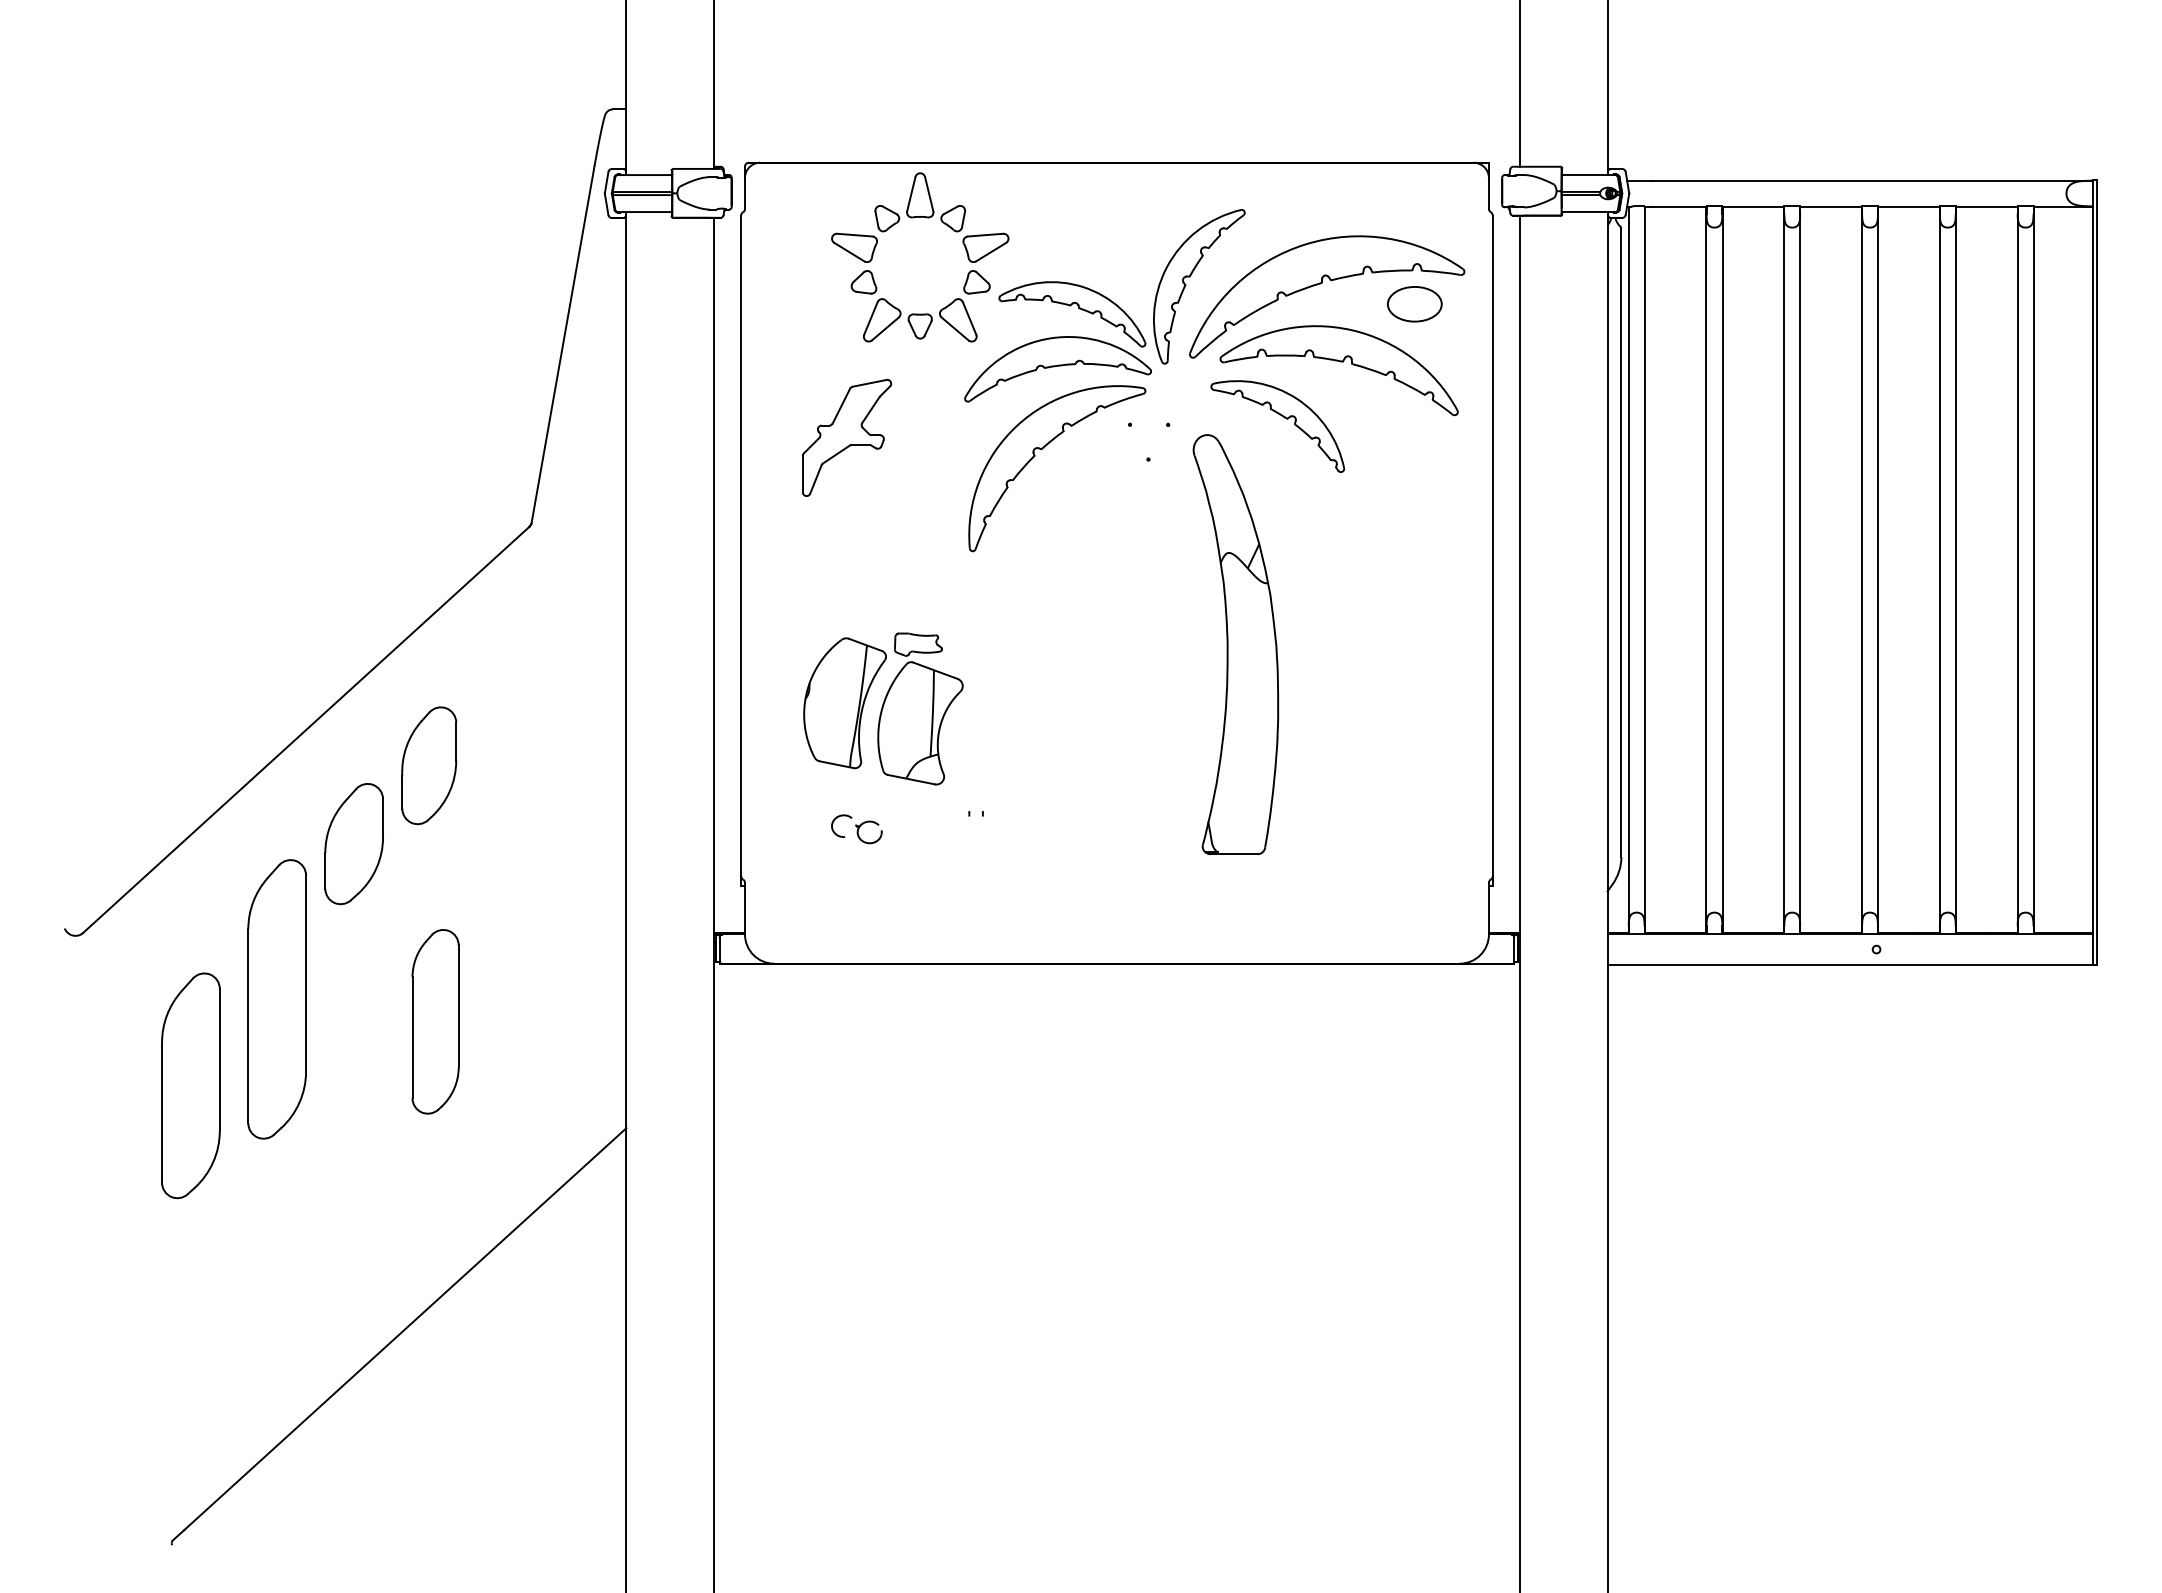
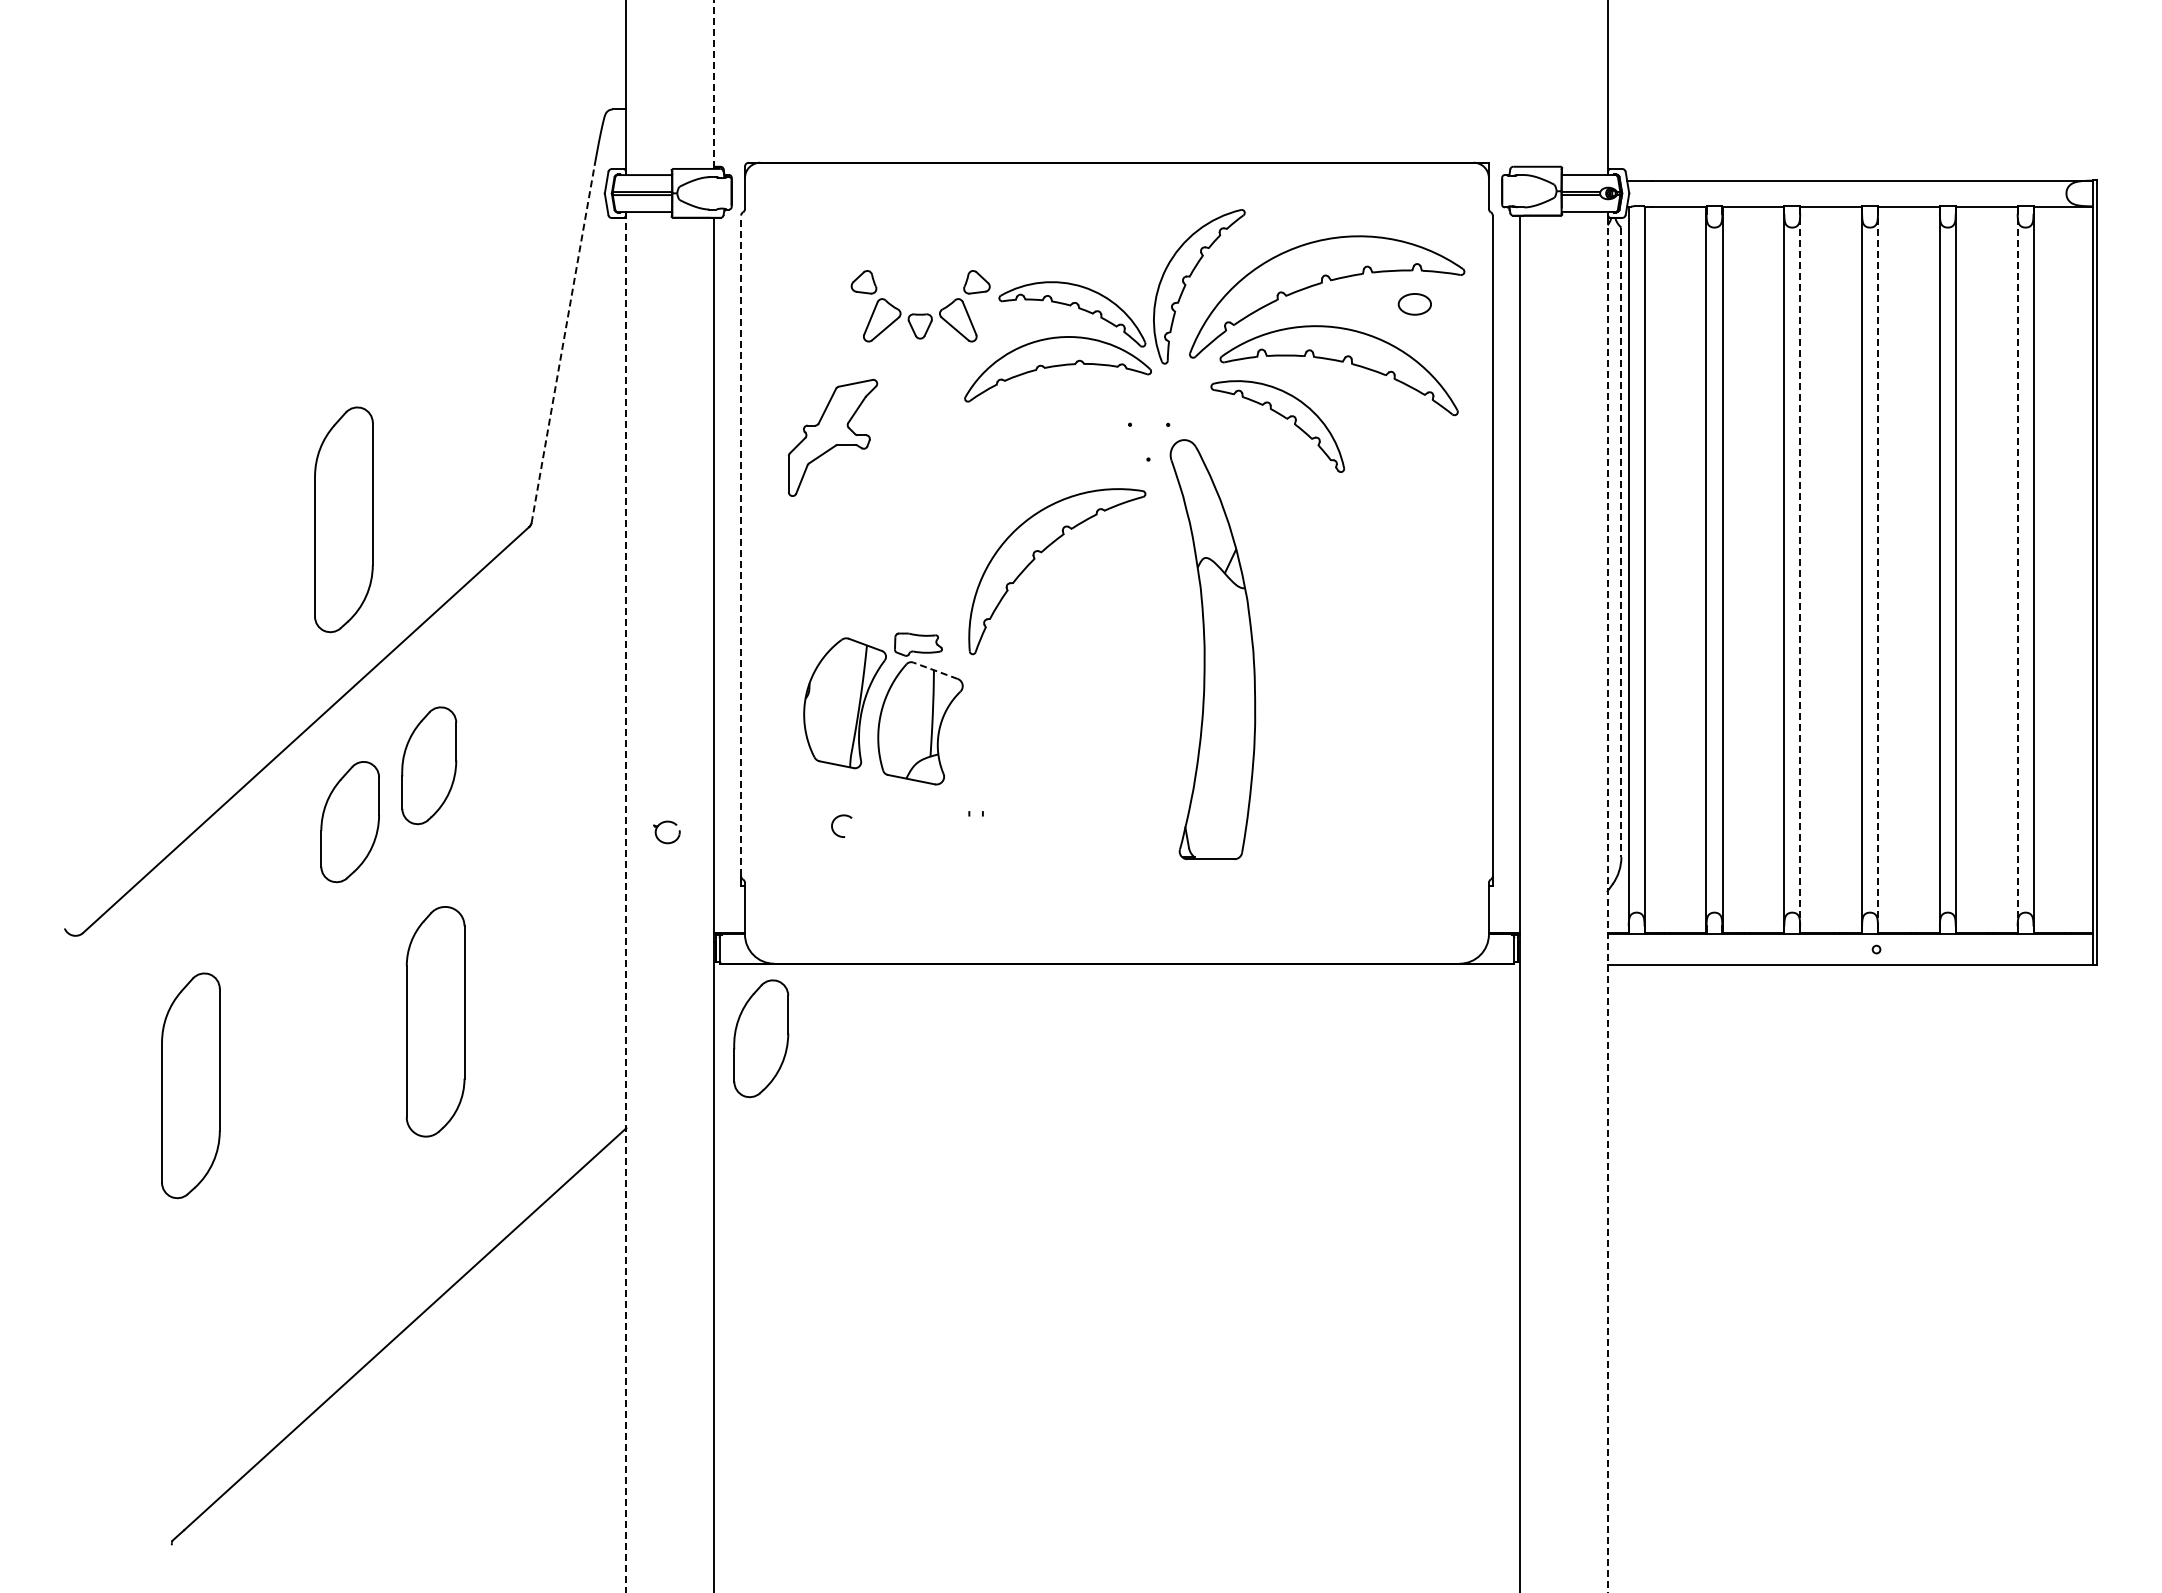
line: present -> none (1519, 84)
line: solid -> dashed (714, 85)
part: present -> none (920, 217)
part size: 56x37 px -> 35x23 px (1414, 304)
line: solid -> dashed (563, 344)
part position: (847, 437) -> (833, 437) (833, 437)
part position: (1041, 450) -> (1041, 553) (1041, 553)
part: none -> present (343, 519)
line: solid -> dashed (1621, 542)
line: solid -> dashed (741, 545)
line: solid -> dashed (1800, 570)
line: solid -> dashed (1878, 570)
line: solid -> dashed (2017, 570)
part position: (1235, 644) -> (1212, 649) (1212, 649)
line: solid -> dashed (935, 670)
part position: (861, 838) -> (659, 838) (659, 838)
part position: (353, 844) -> (349, 822) (349, 822)
line: solid -> dashed (1607, 901)
line: solid -> dashed (626, 902)
part: present -> none (276, 999)
part size: 49x186 px -> 61x232 px (435, 1021)
part: none -> present (761, 1038)
